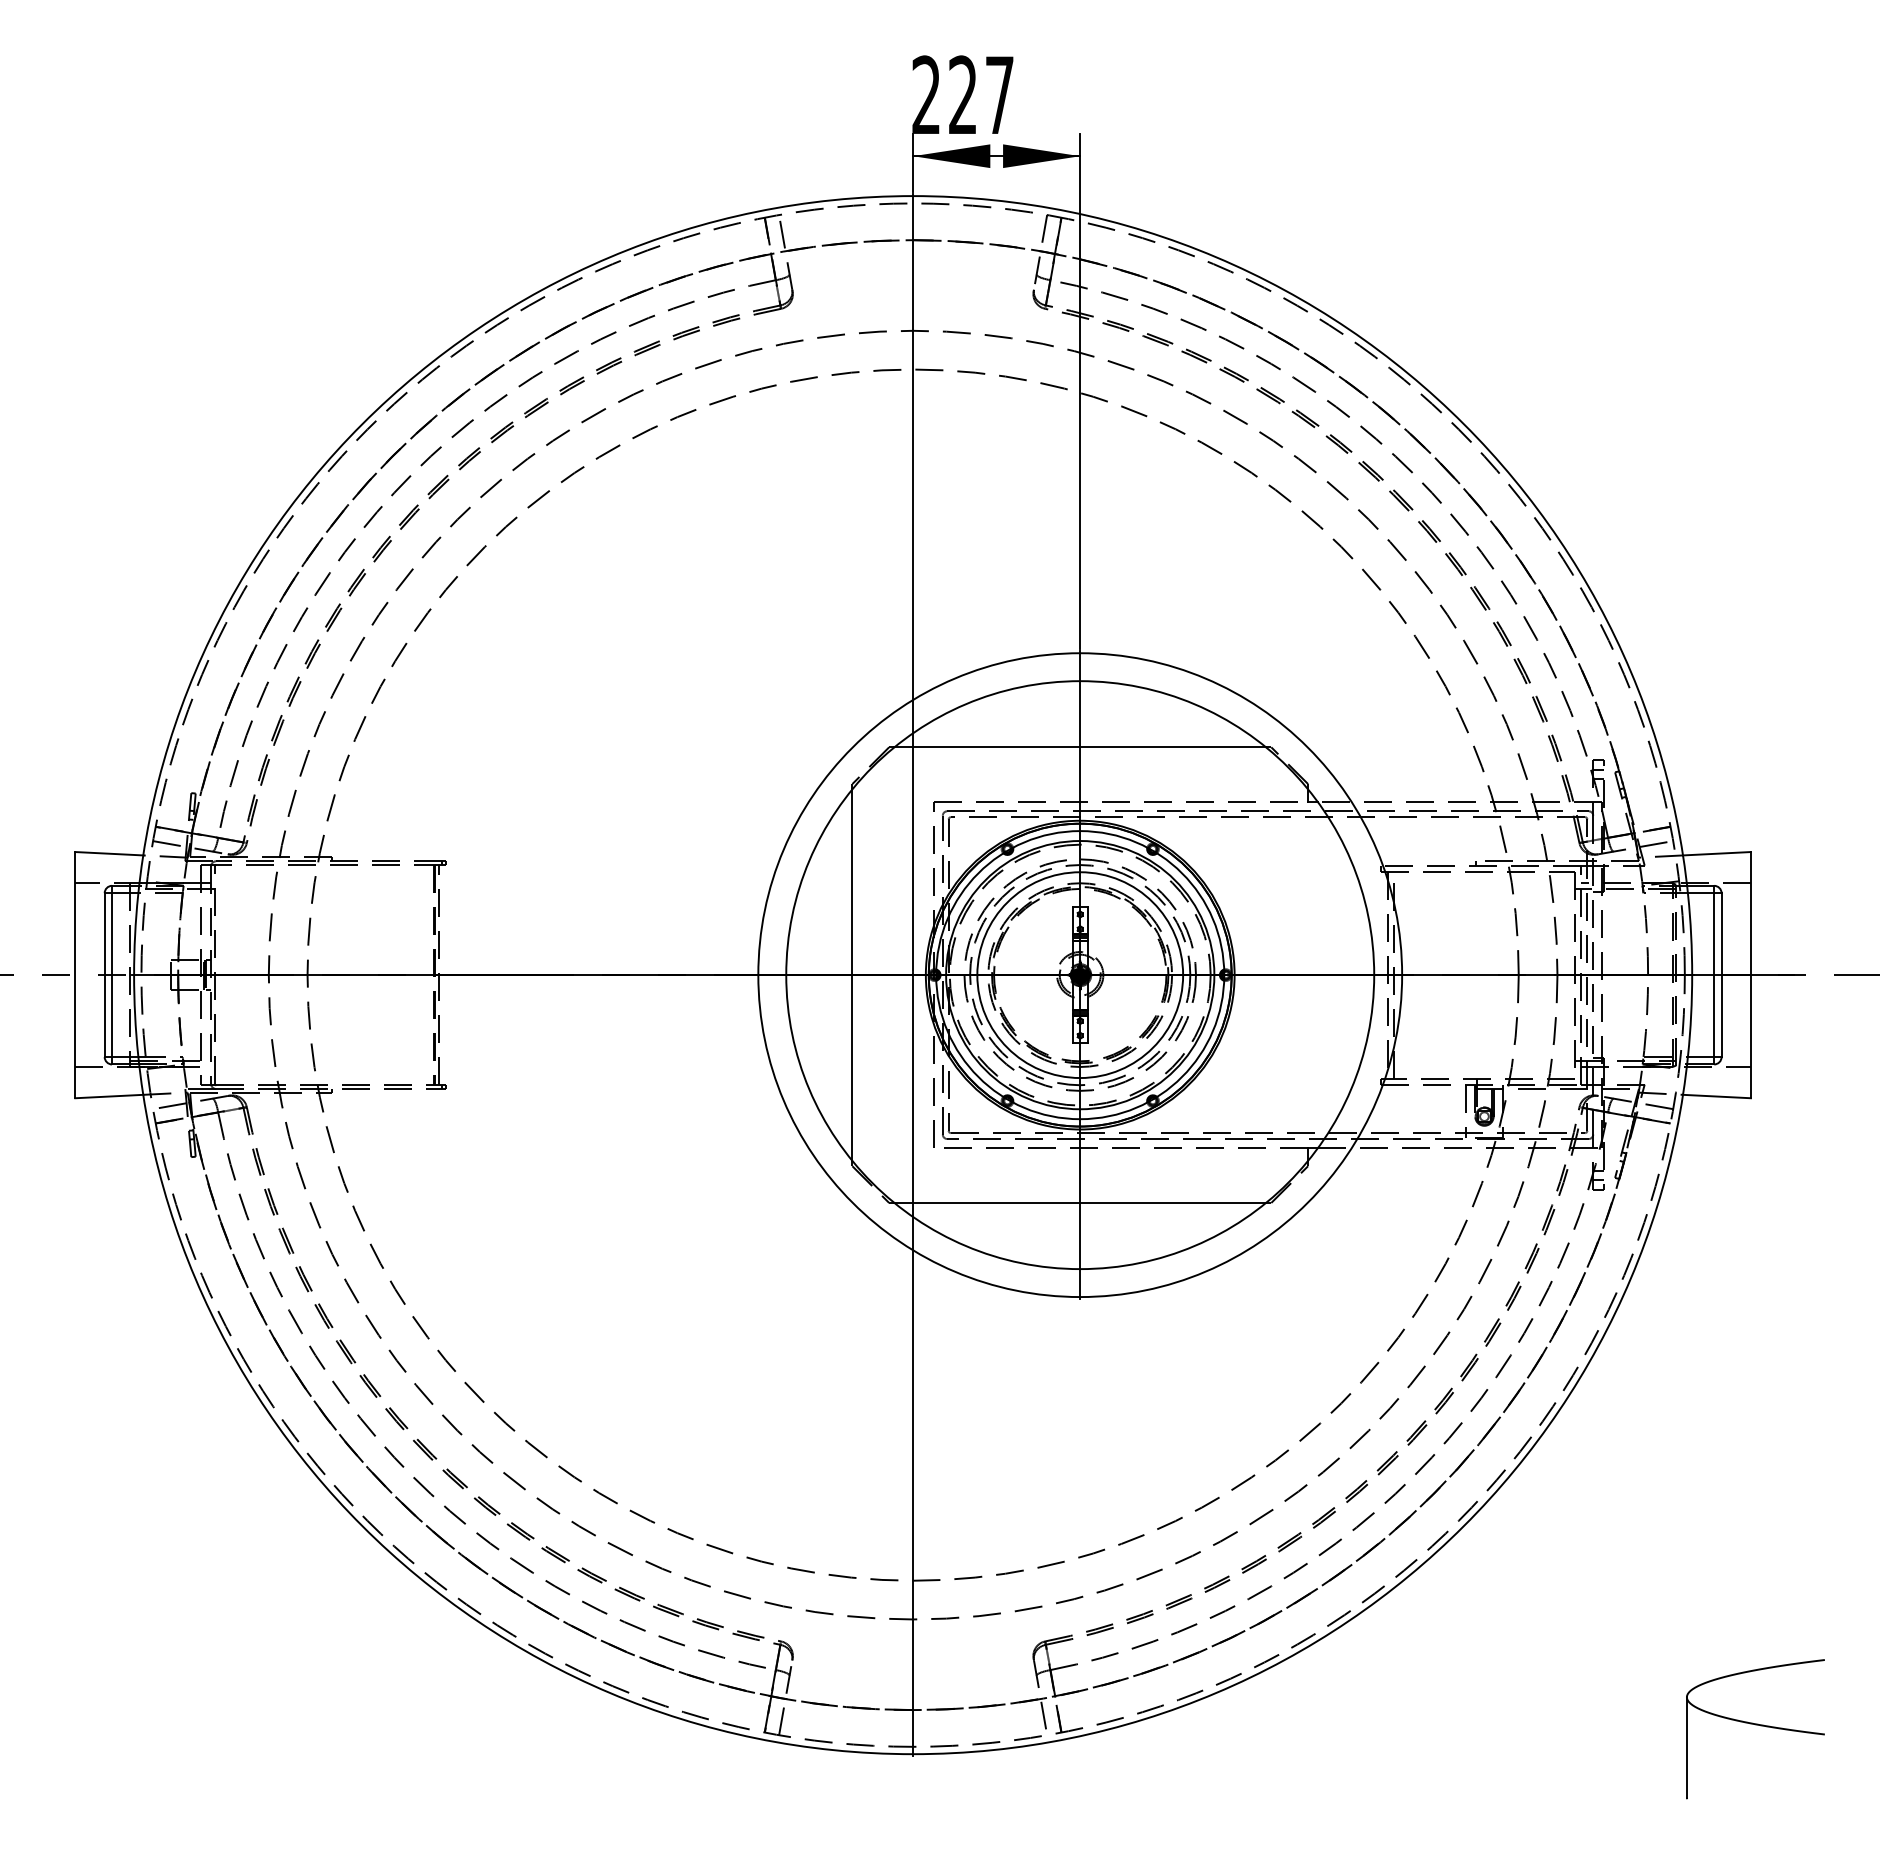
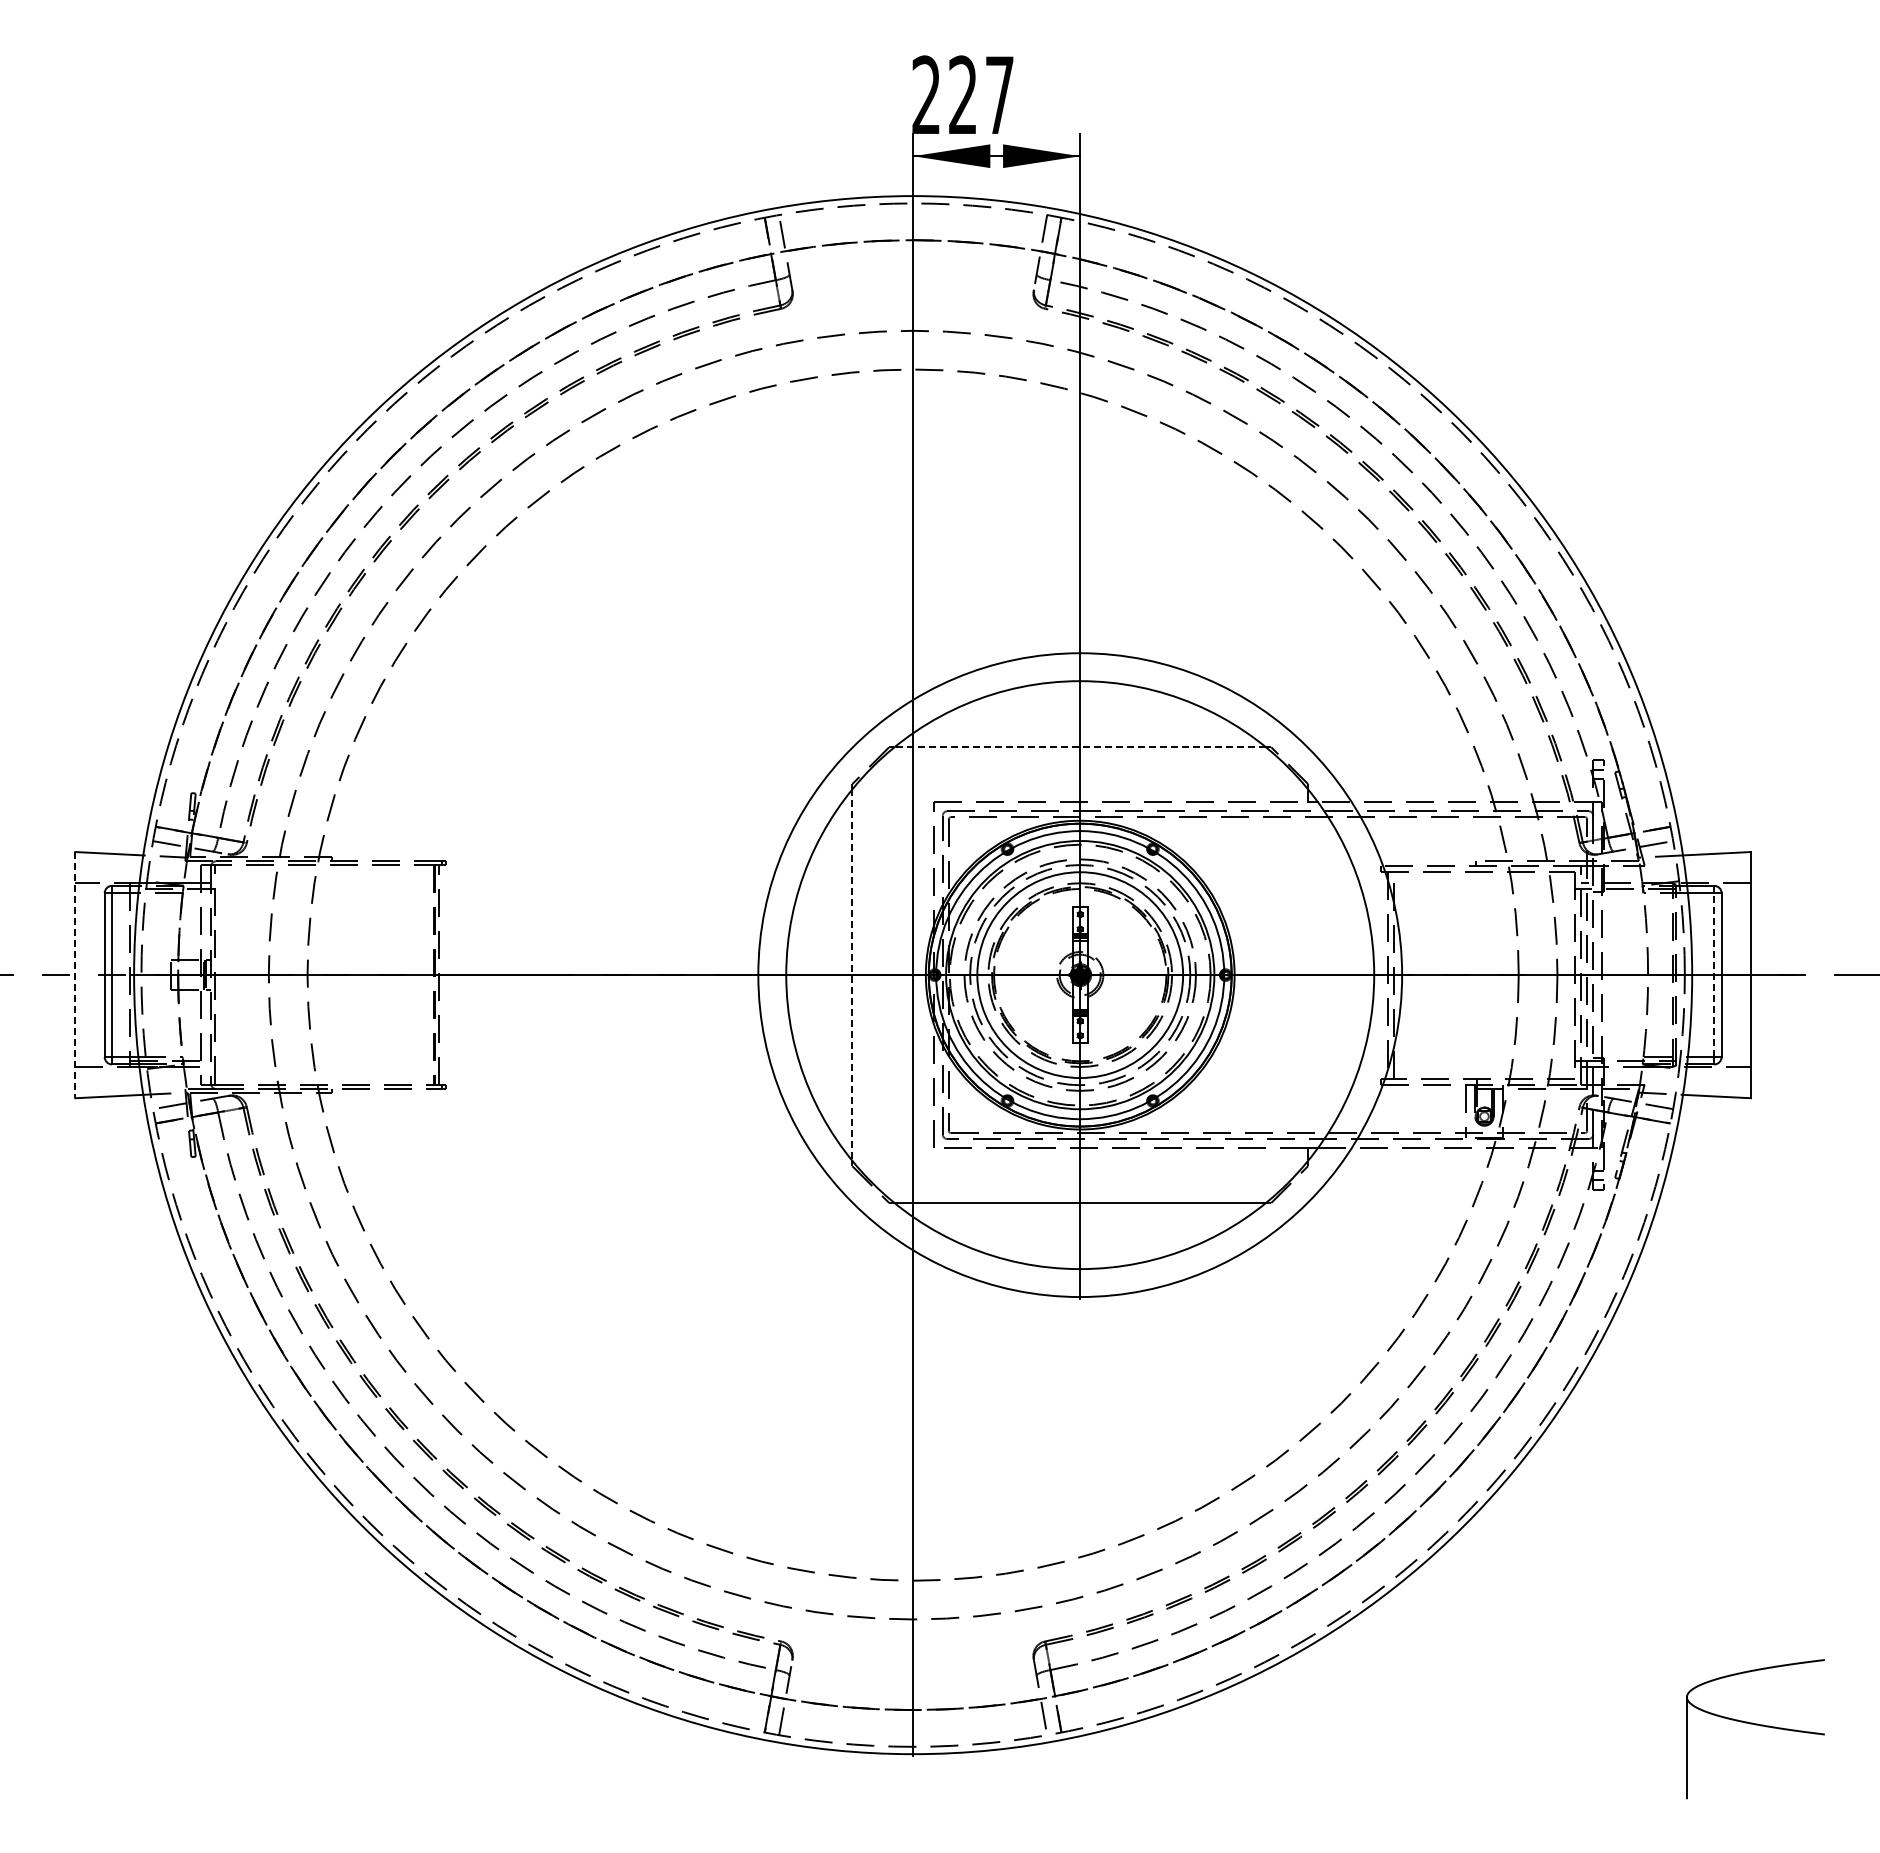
line: solid -> dashed (1080, 747)
line: solid -> dashed (75, 975)
line: solid -> dashed (852, 975)
line: solid -> dashed (1714, 975)
